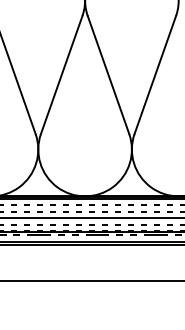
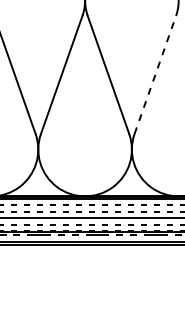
line: solid -> dashed (155, 75)
line: present -> none (91, 281)
